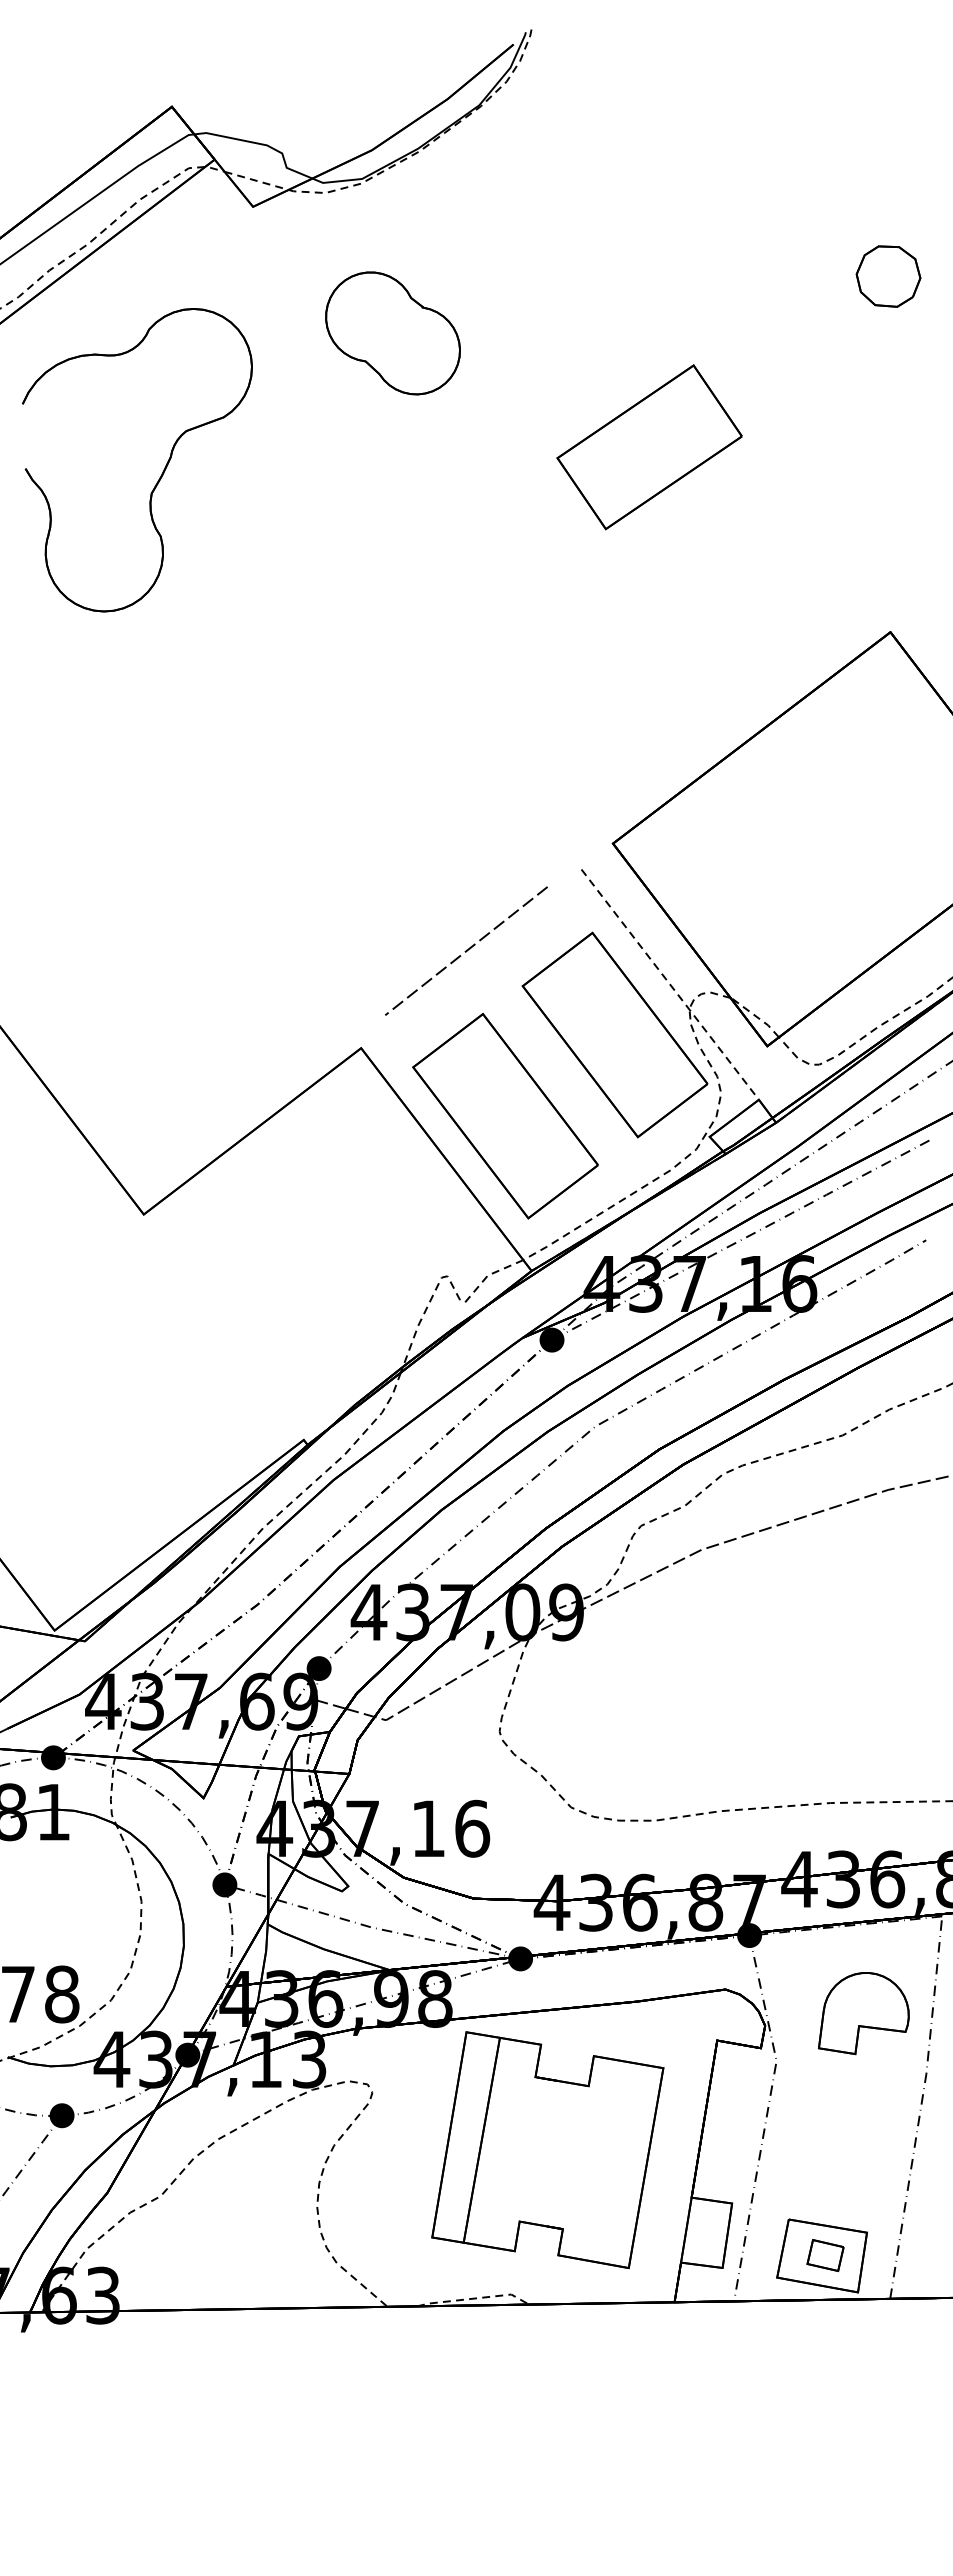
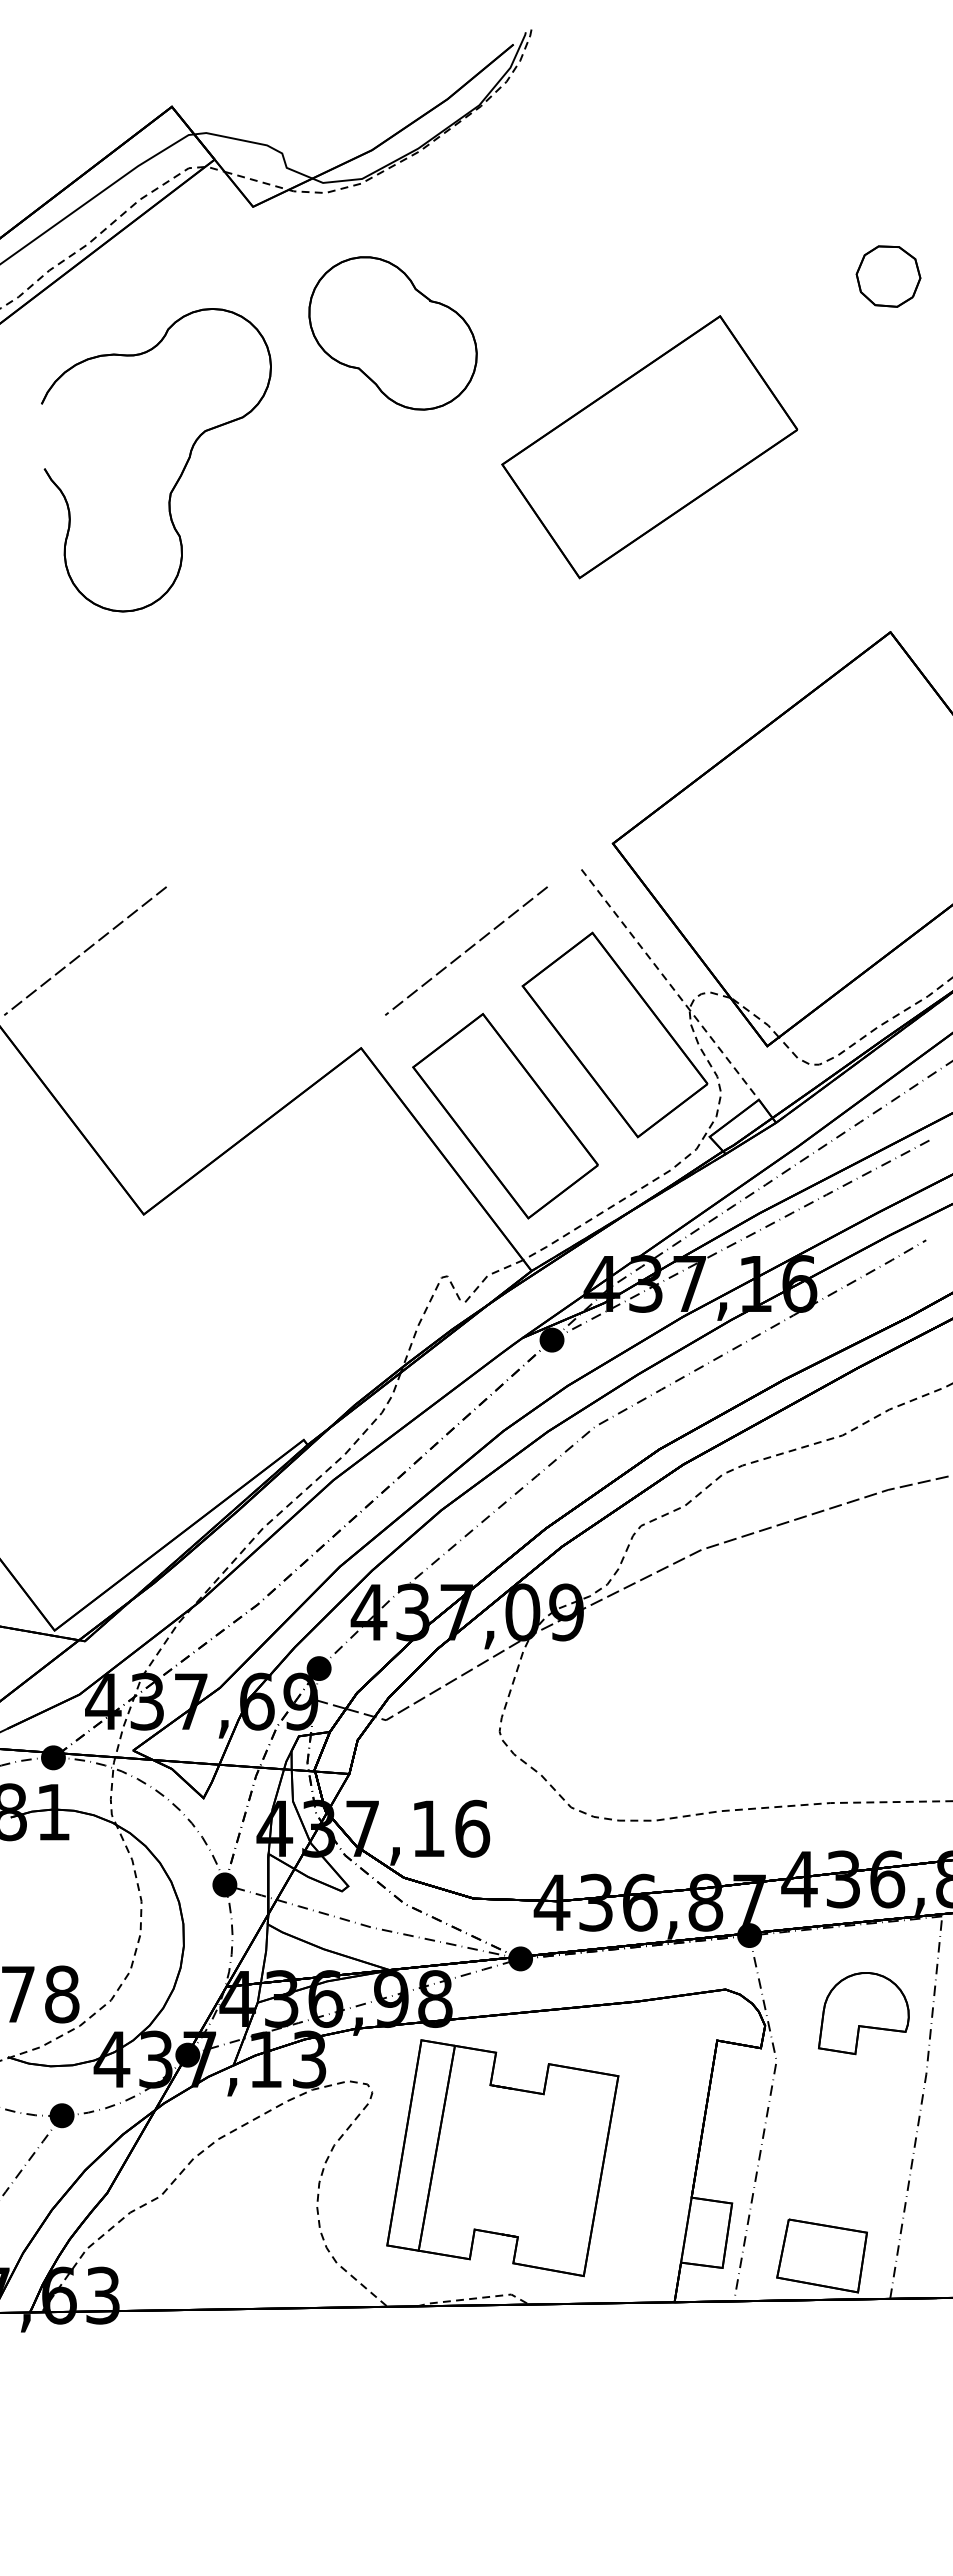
part size: 136x125 px -> 170x155 px (392, 333)
part size: 187x167 px -> 298x265 px (649, 447)
part position: (161, 473) -> (180, 473) (180, 473)
line: none -> present (85, 950)
part position: (547, 2150) -> (502, 2158) (502, 2158)
part: present -> none (825, 2255)
